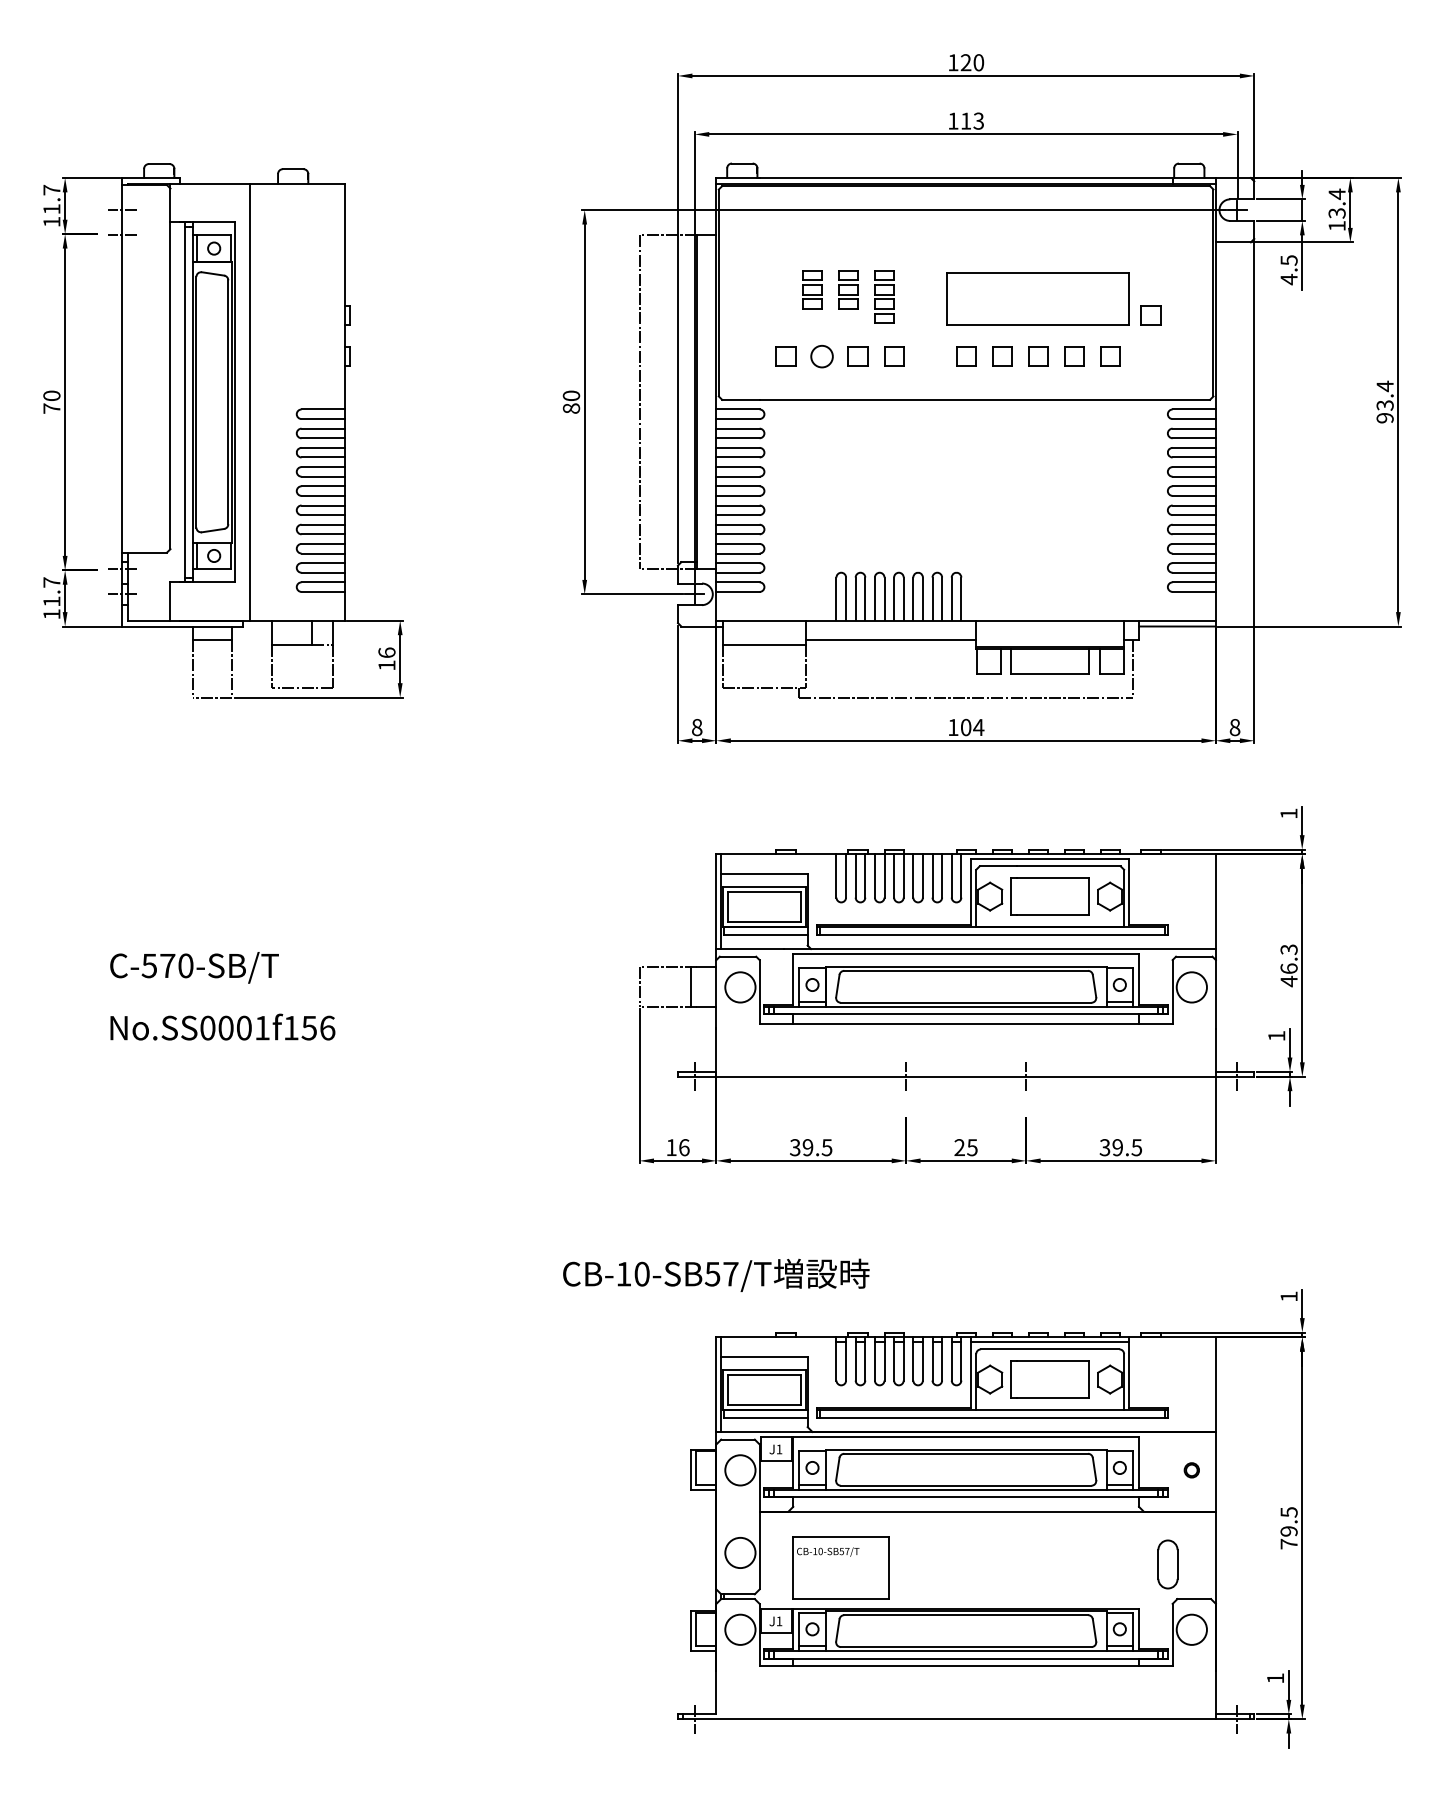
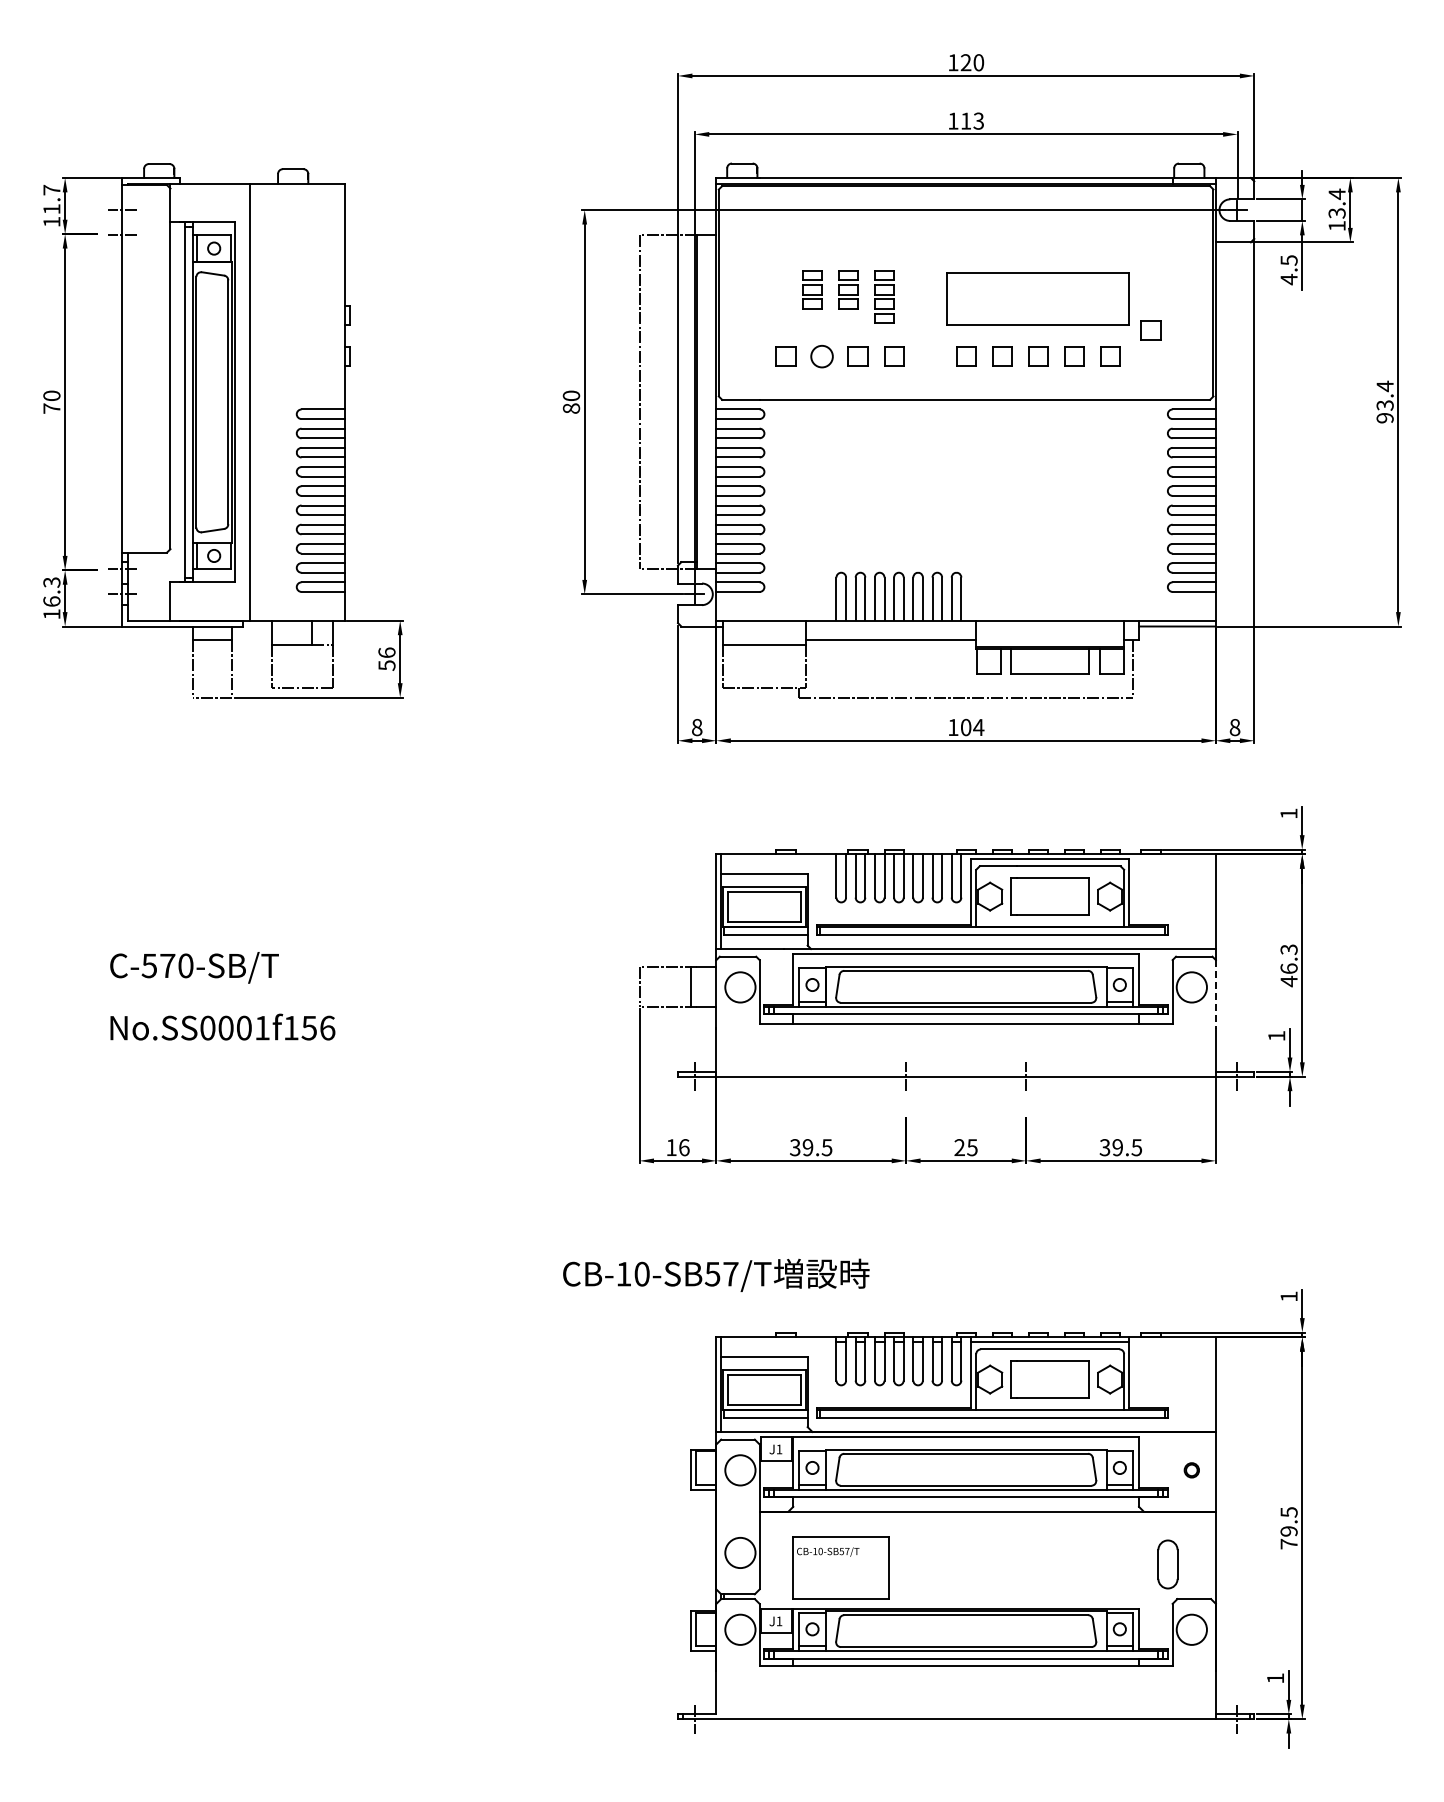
part position: (1150, 315) -> (1150, 330) (1150, 330)
text: 11.7 -> 16.3 (51, 591)
text: 16 -> 56 (386, 665)
line: solid -> dashed (1215, 994)
